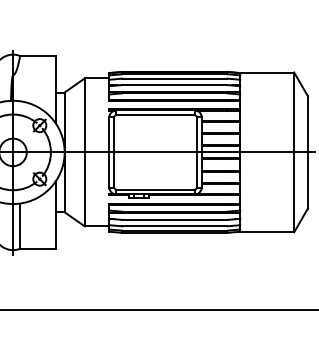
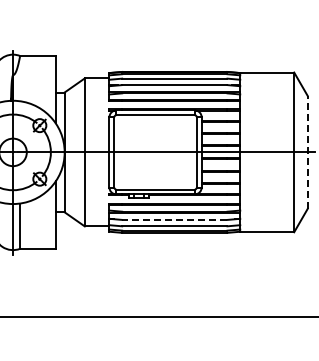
line: solid -> dashed (307, 151)
line: solid -> dashed (174, 219)
line position: (158, 310) -> (158, 317) (158, 317)
